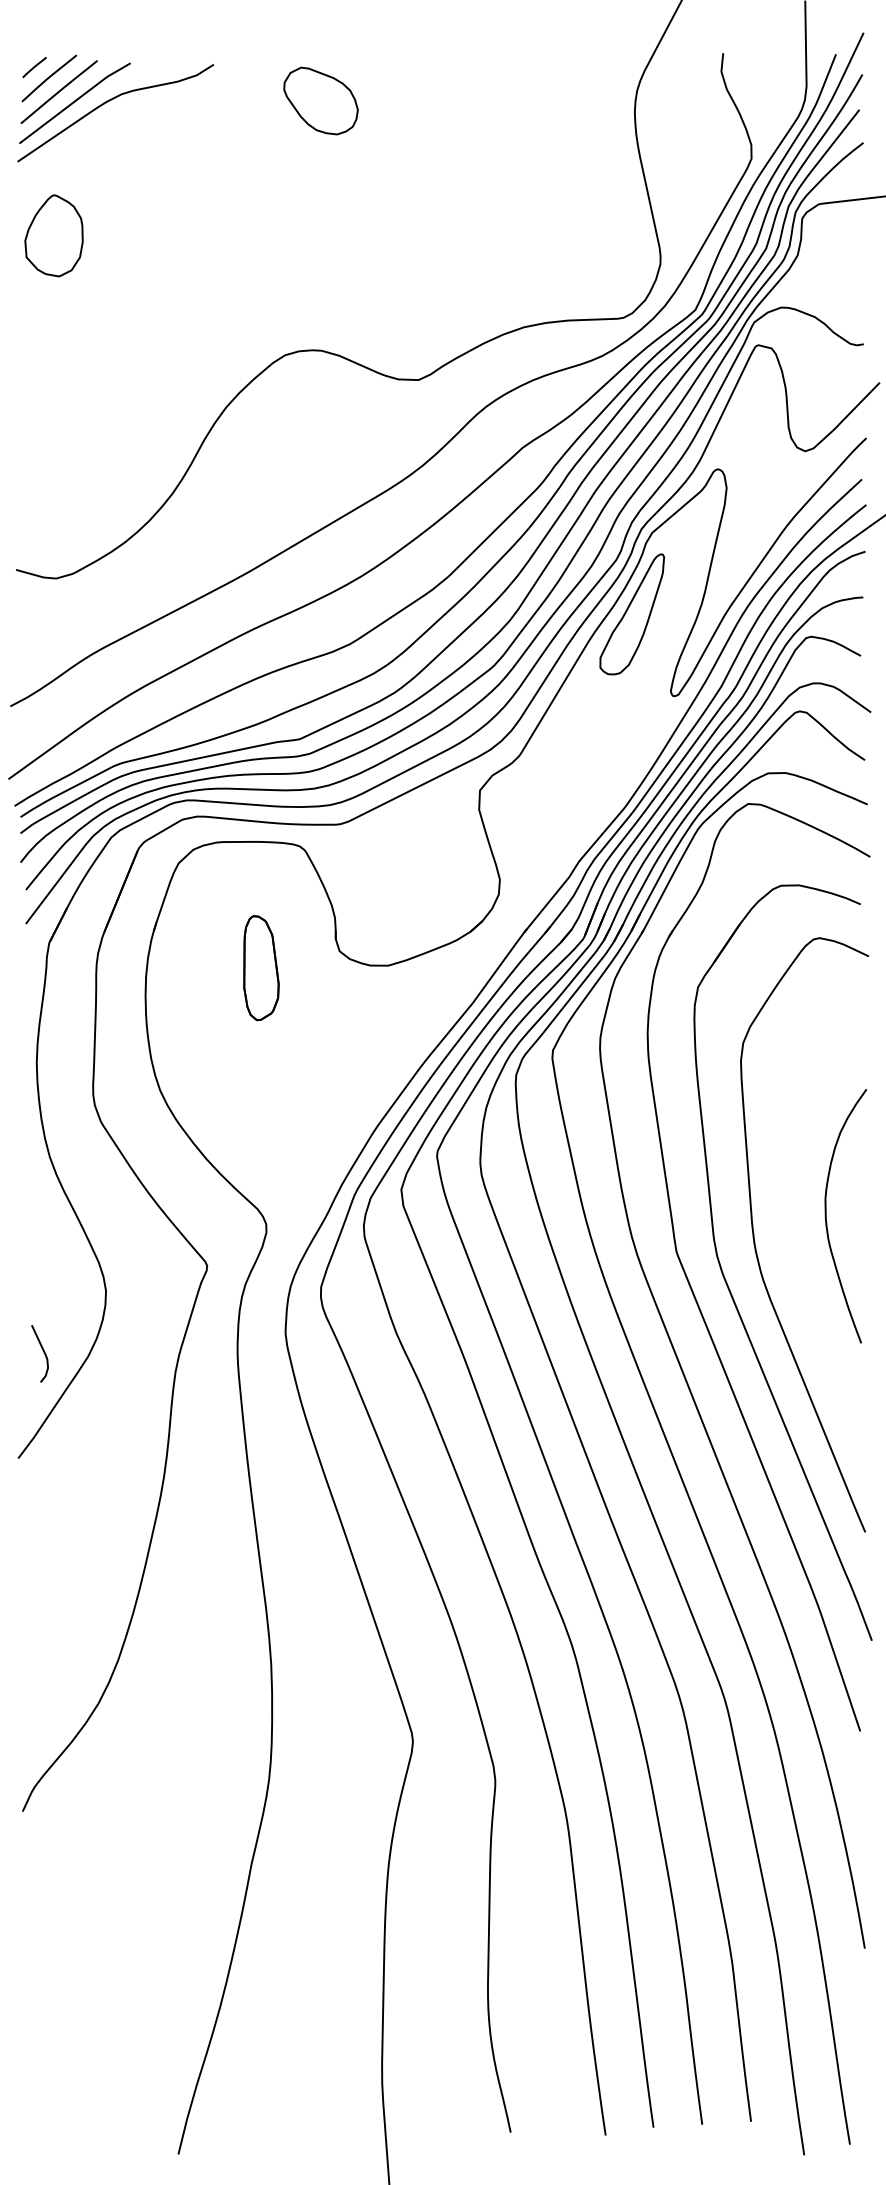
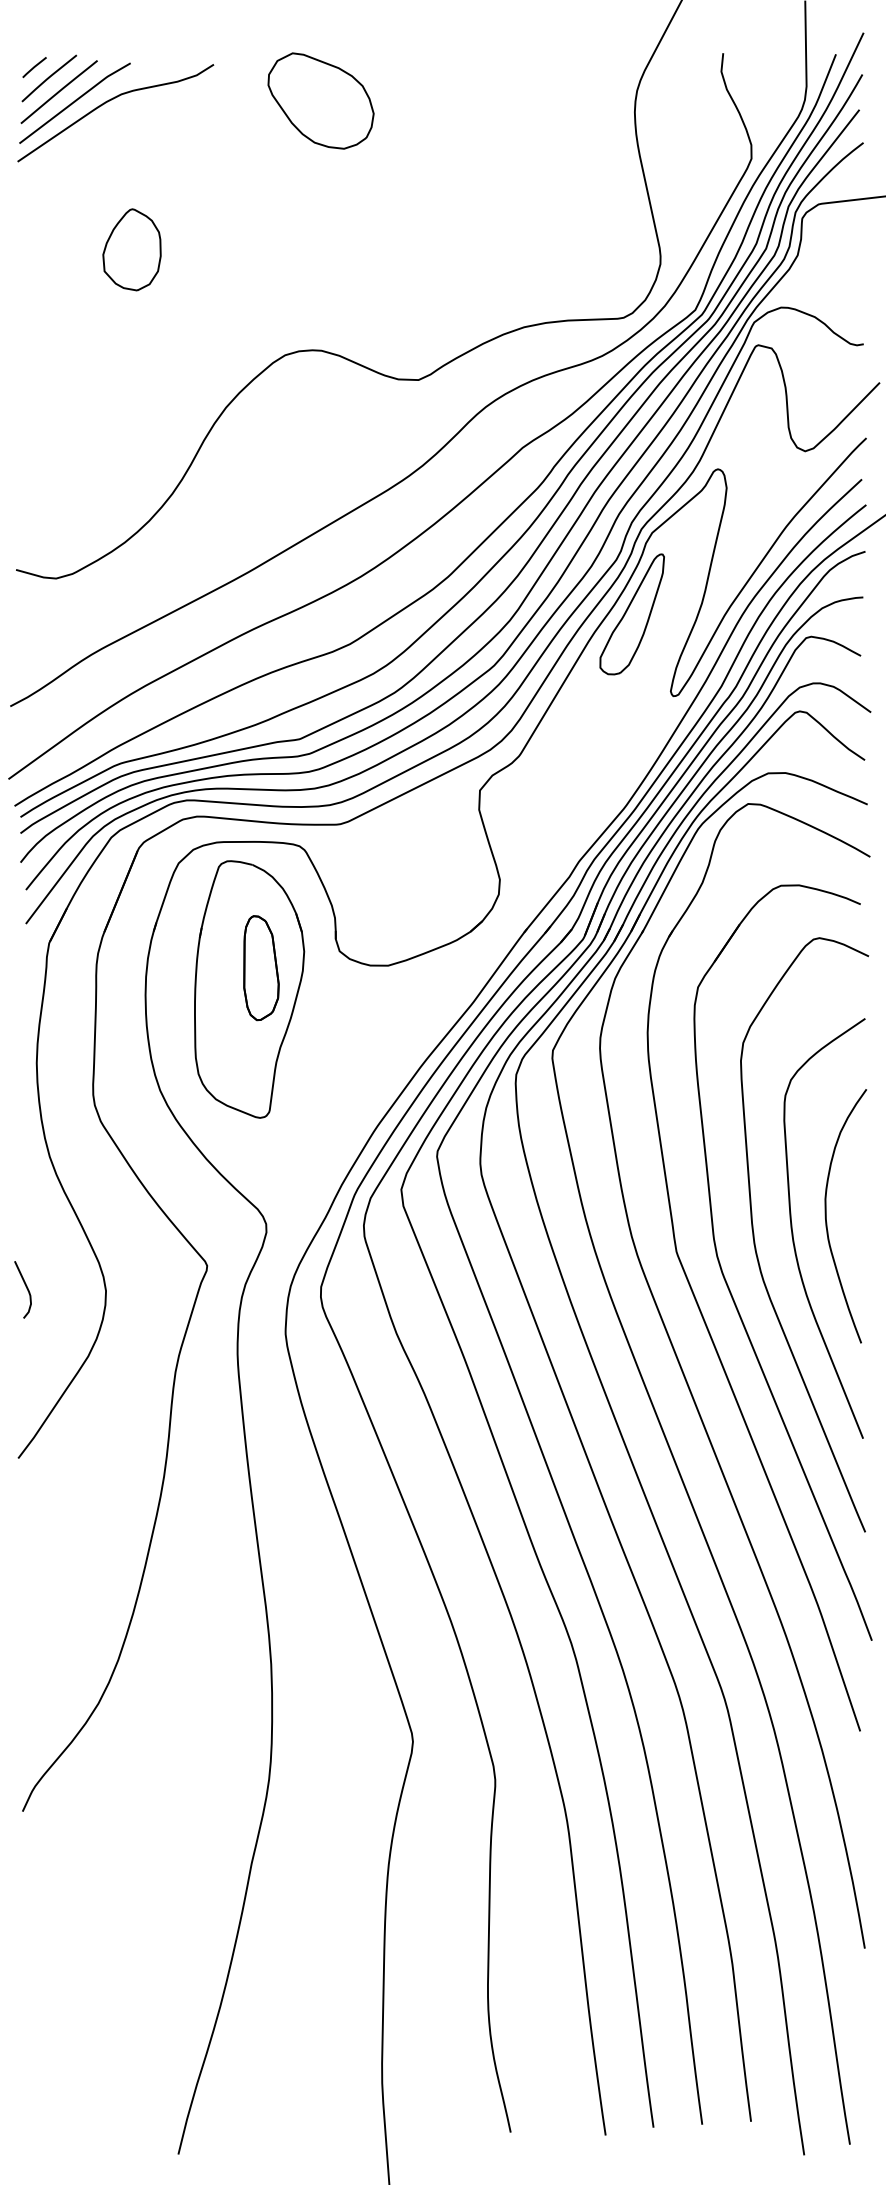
part size: 76x70 px -> 108x98 px (320, 100)
part position: (53, 235) -> (131, 249) (131, 249)
part: none -> present (249, 989)
curve: none -> present (793, 1232)
curve position: (43, 1352) -> (26, 1288) (26, 1288)
